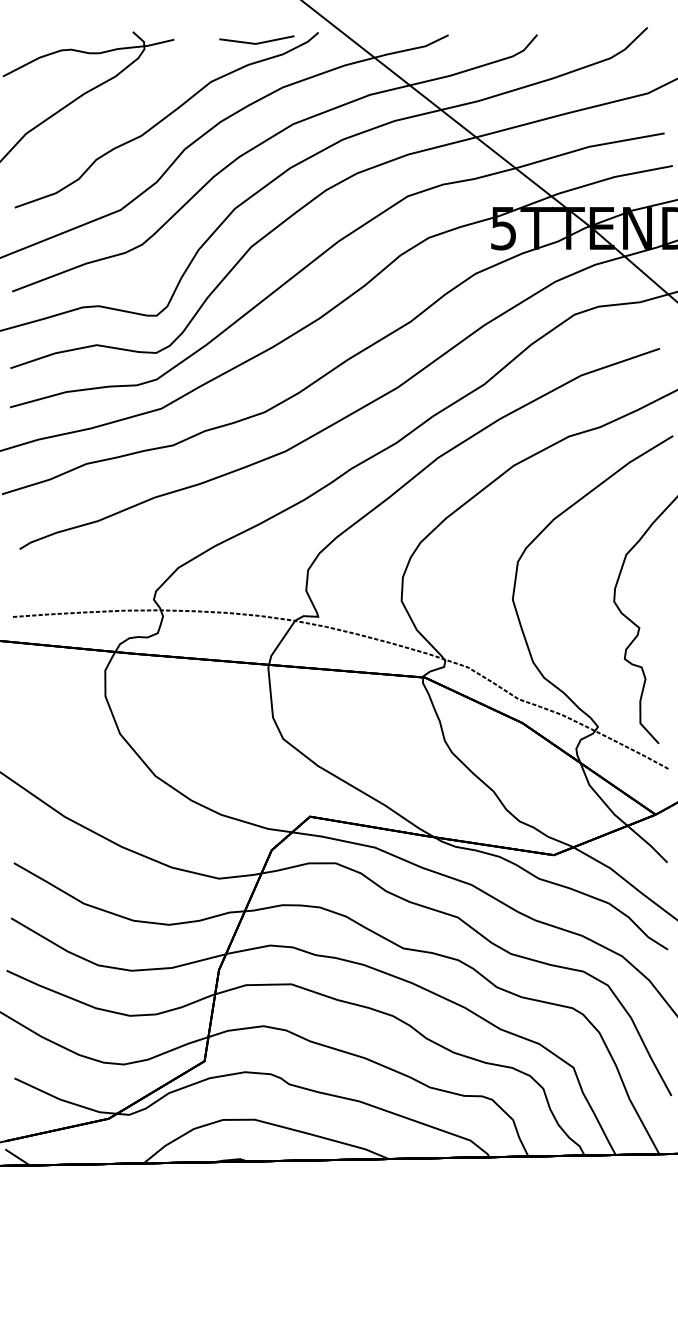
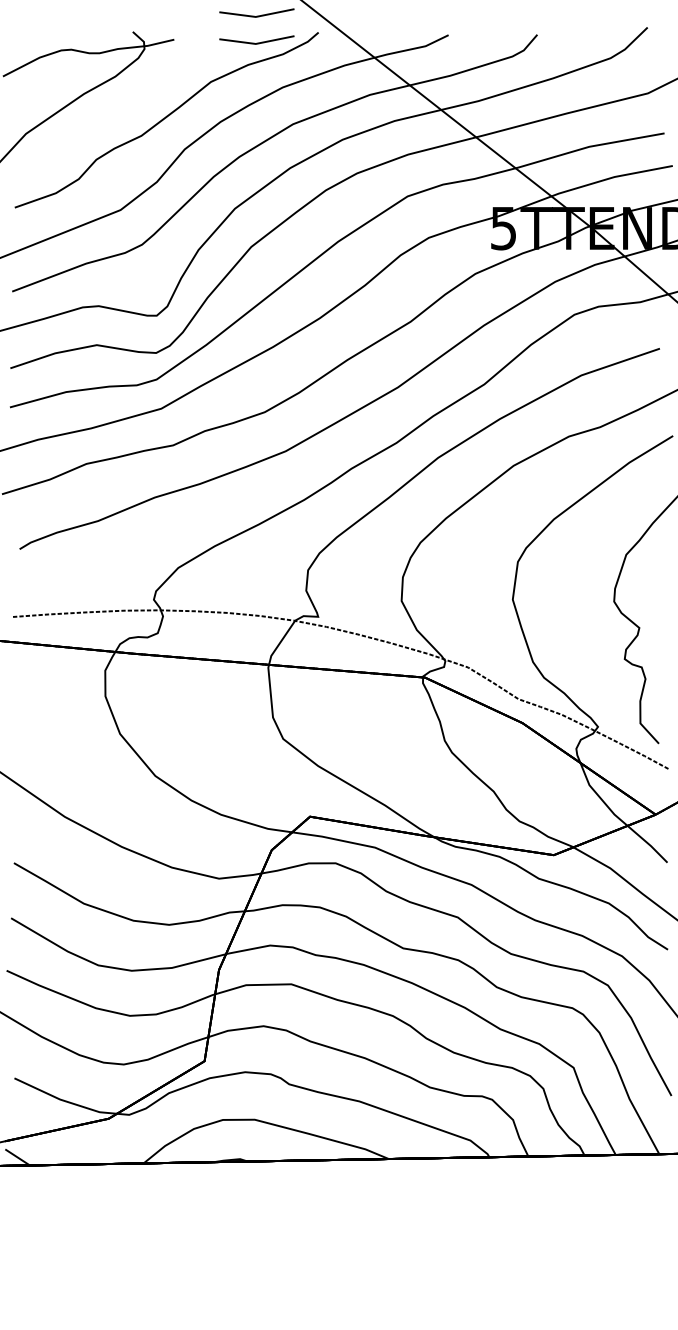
line: none -> present (256, 15)
